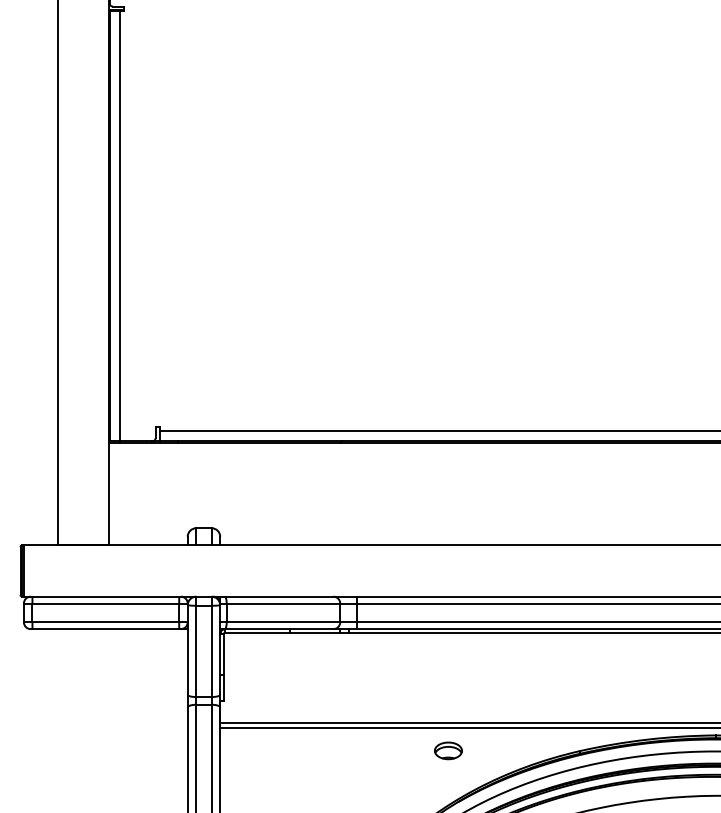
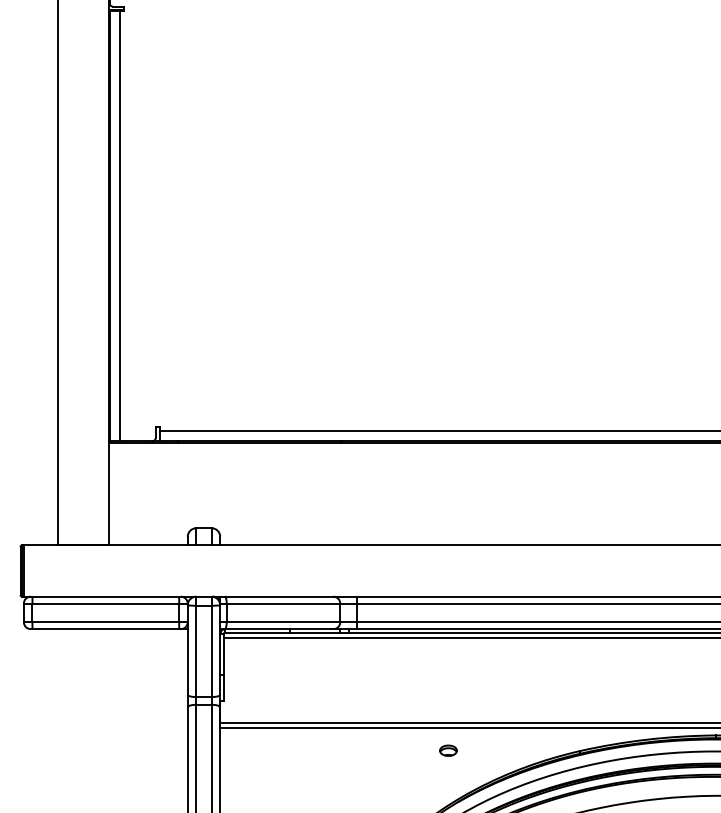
line: none -> present (470, 637)
part size: 29x20 px -> 19x13 px (448, 750)
